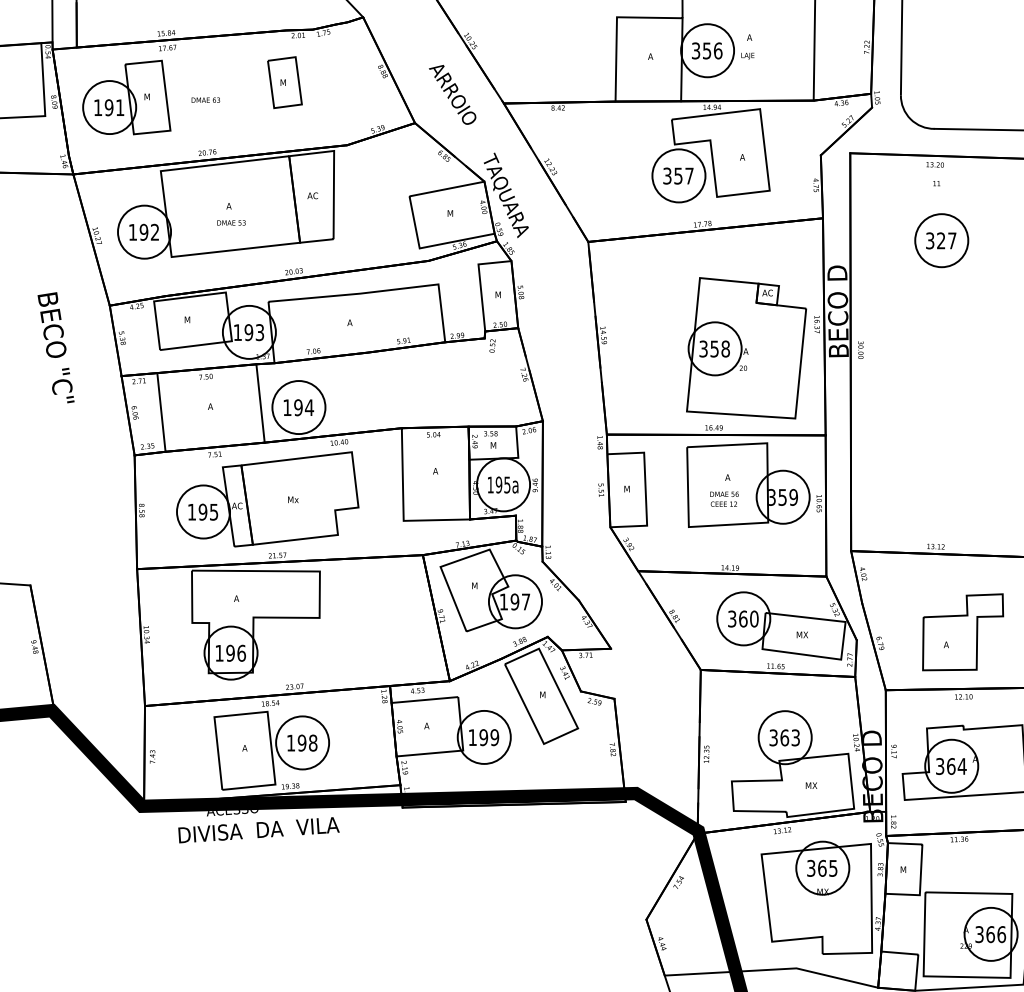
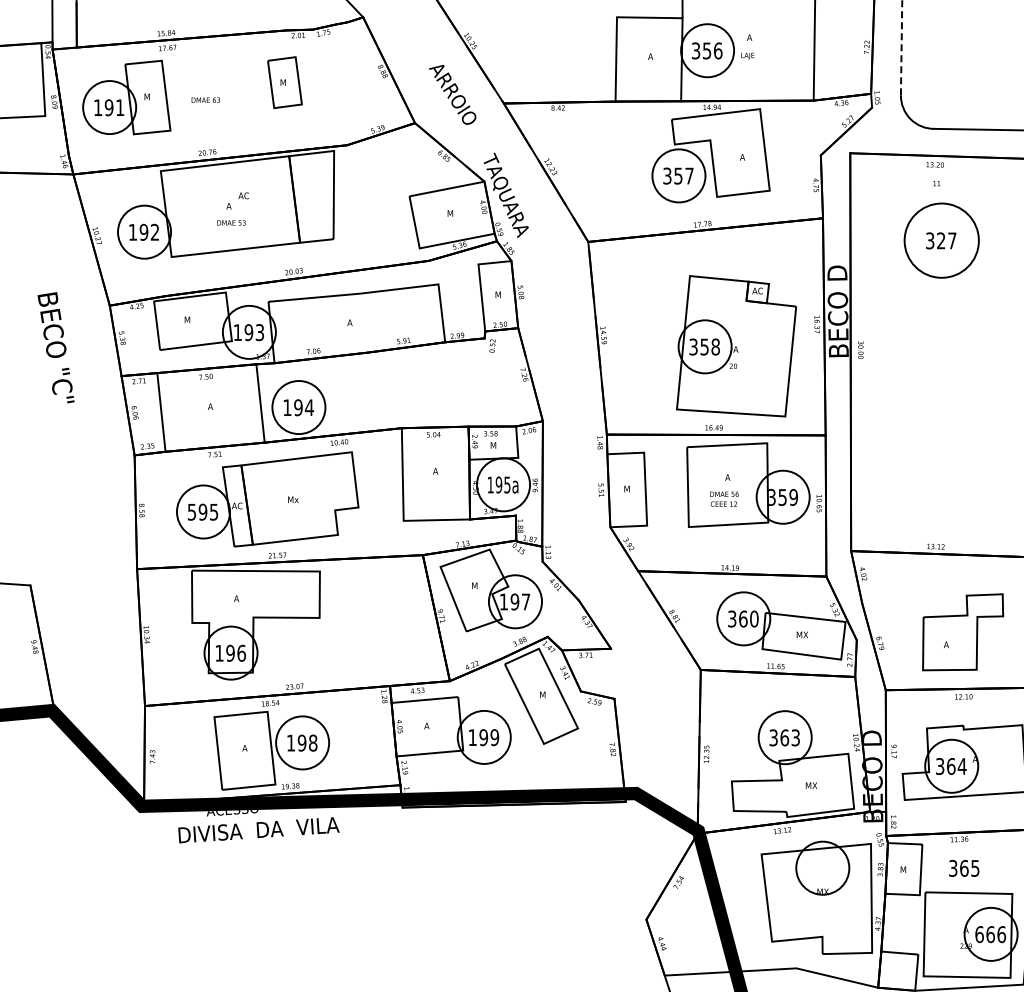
line: solid -> dashed (901, 47)
text position: (312, 195) -> (243, 195) (243, 195)
circle diameter: 53 px -> 74 px (941, 240)
part position: (746, 348) -> (736, 346) (736, 346)
text: 195 -> 595 (191, 512)
text position: (822, 867) -> (964, 867) (964, 867)
text: 366 -> 666 (979, 934)
